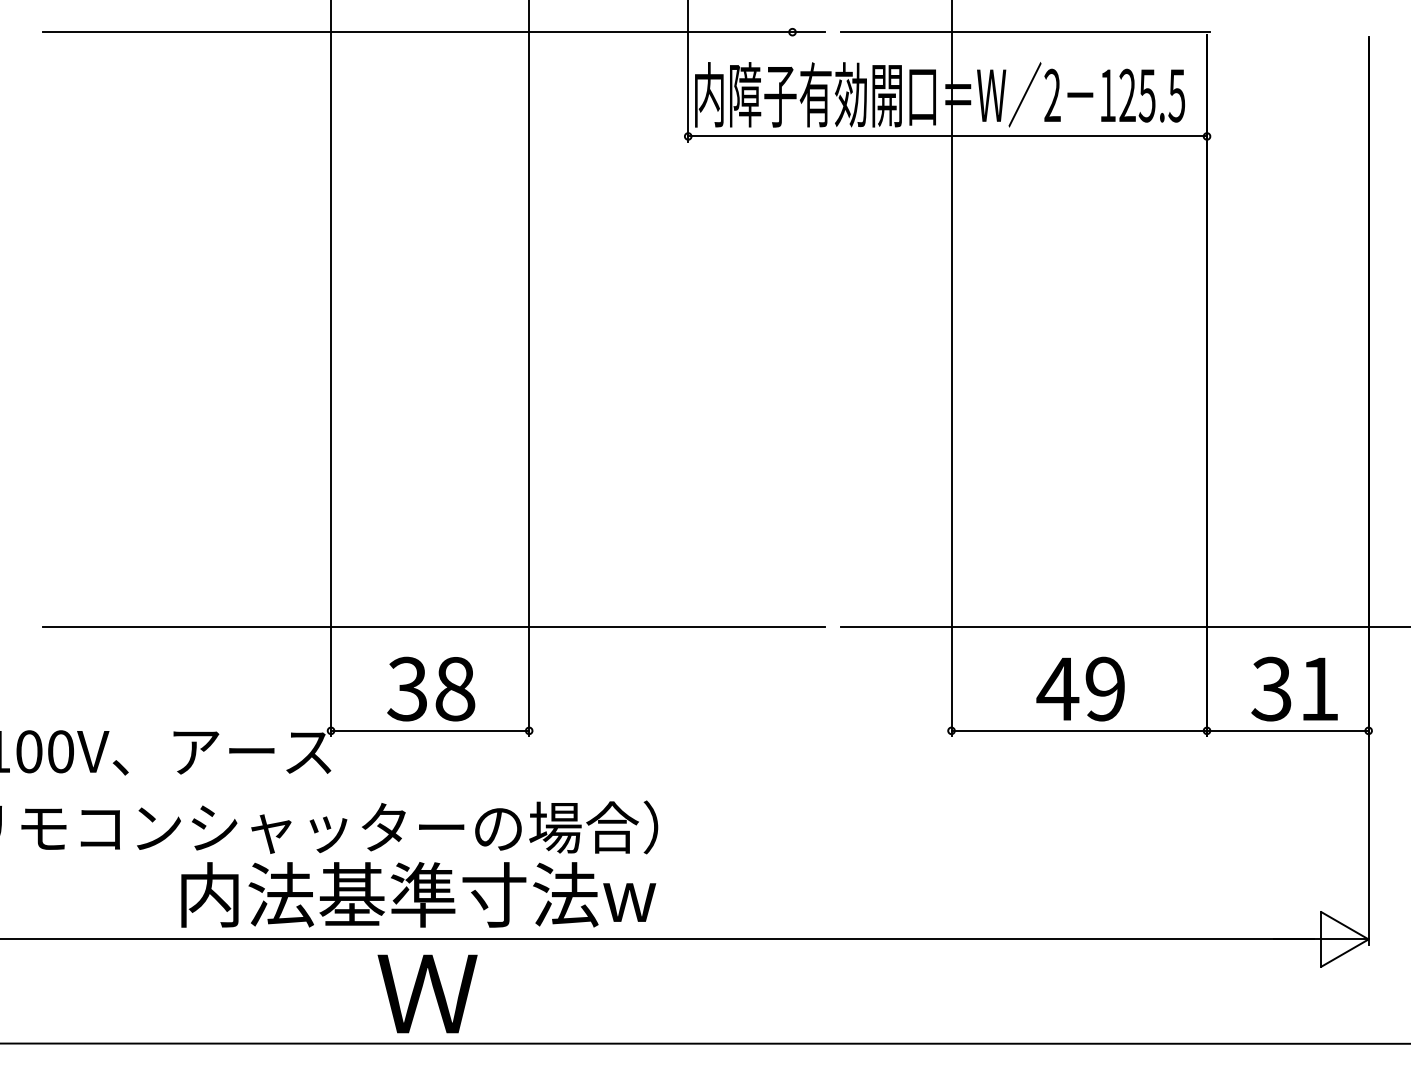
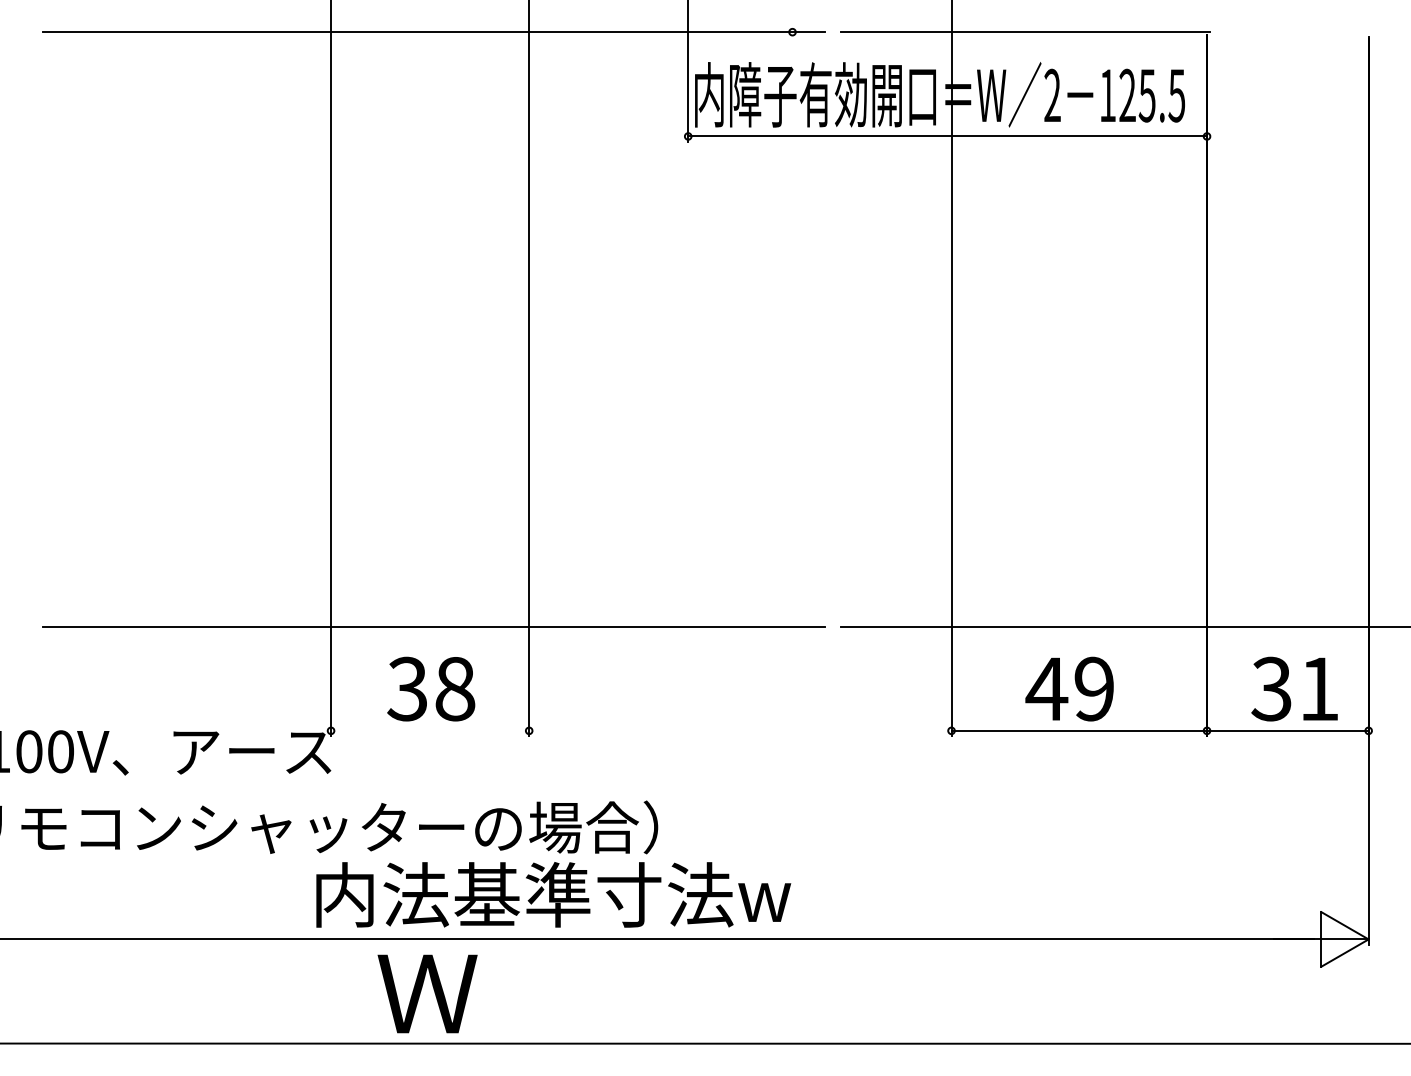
text position: (1080, 688) -> (1069, 688) (1069, 688)
line: present -> none (430, 730)
text position: (418, 894) -> (553, 894) (553, 894)
